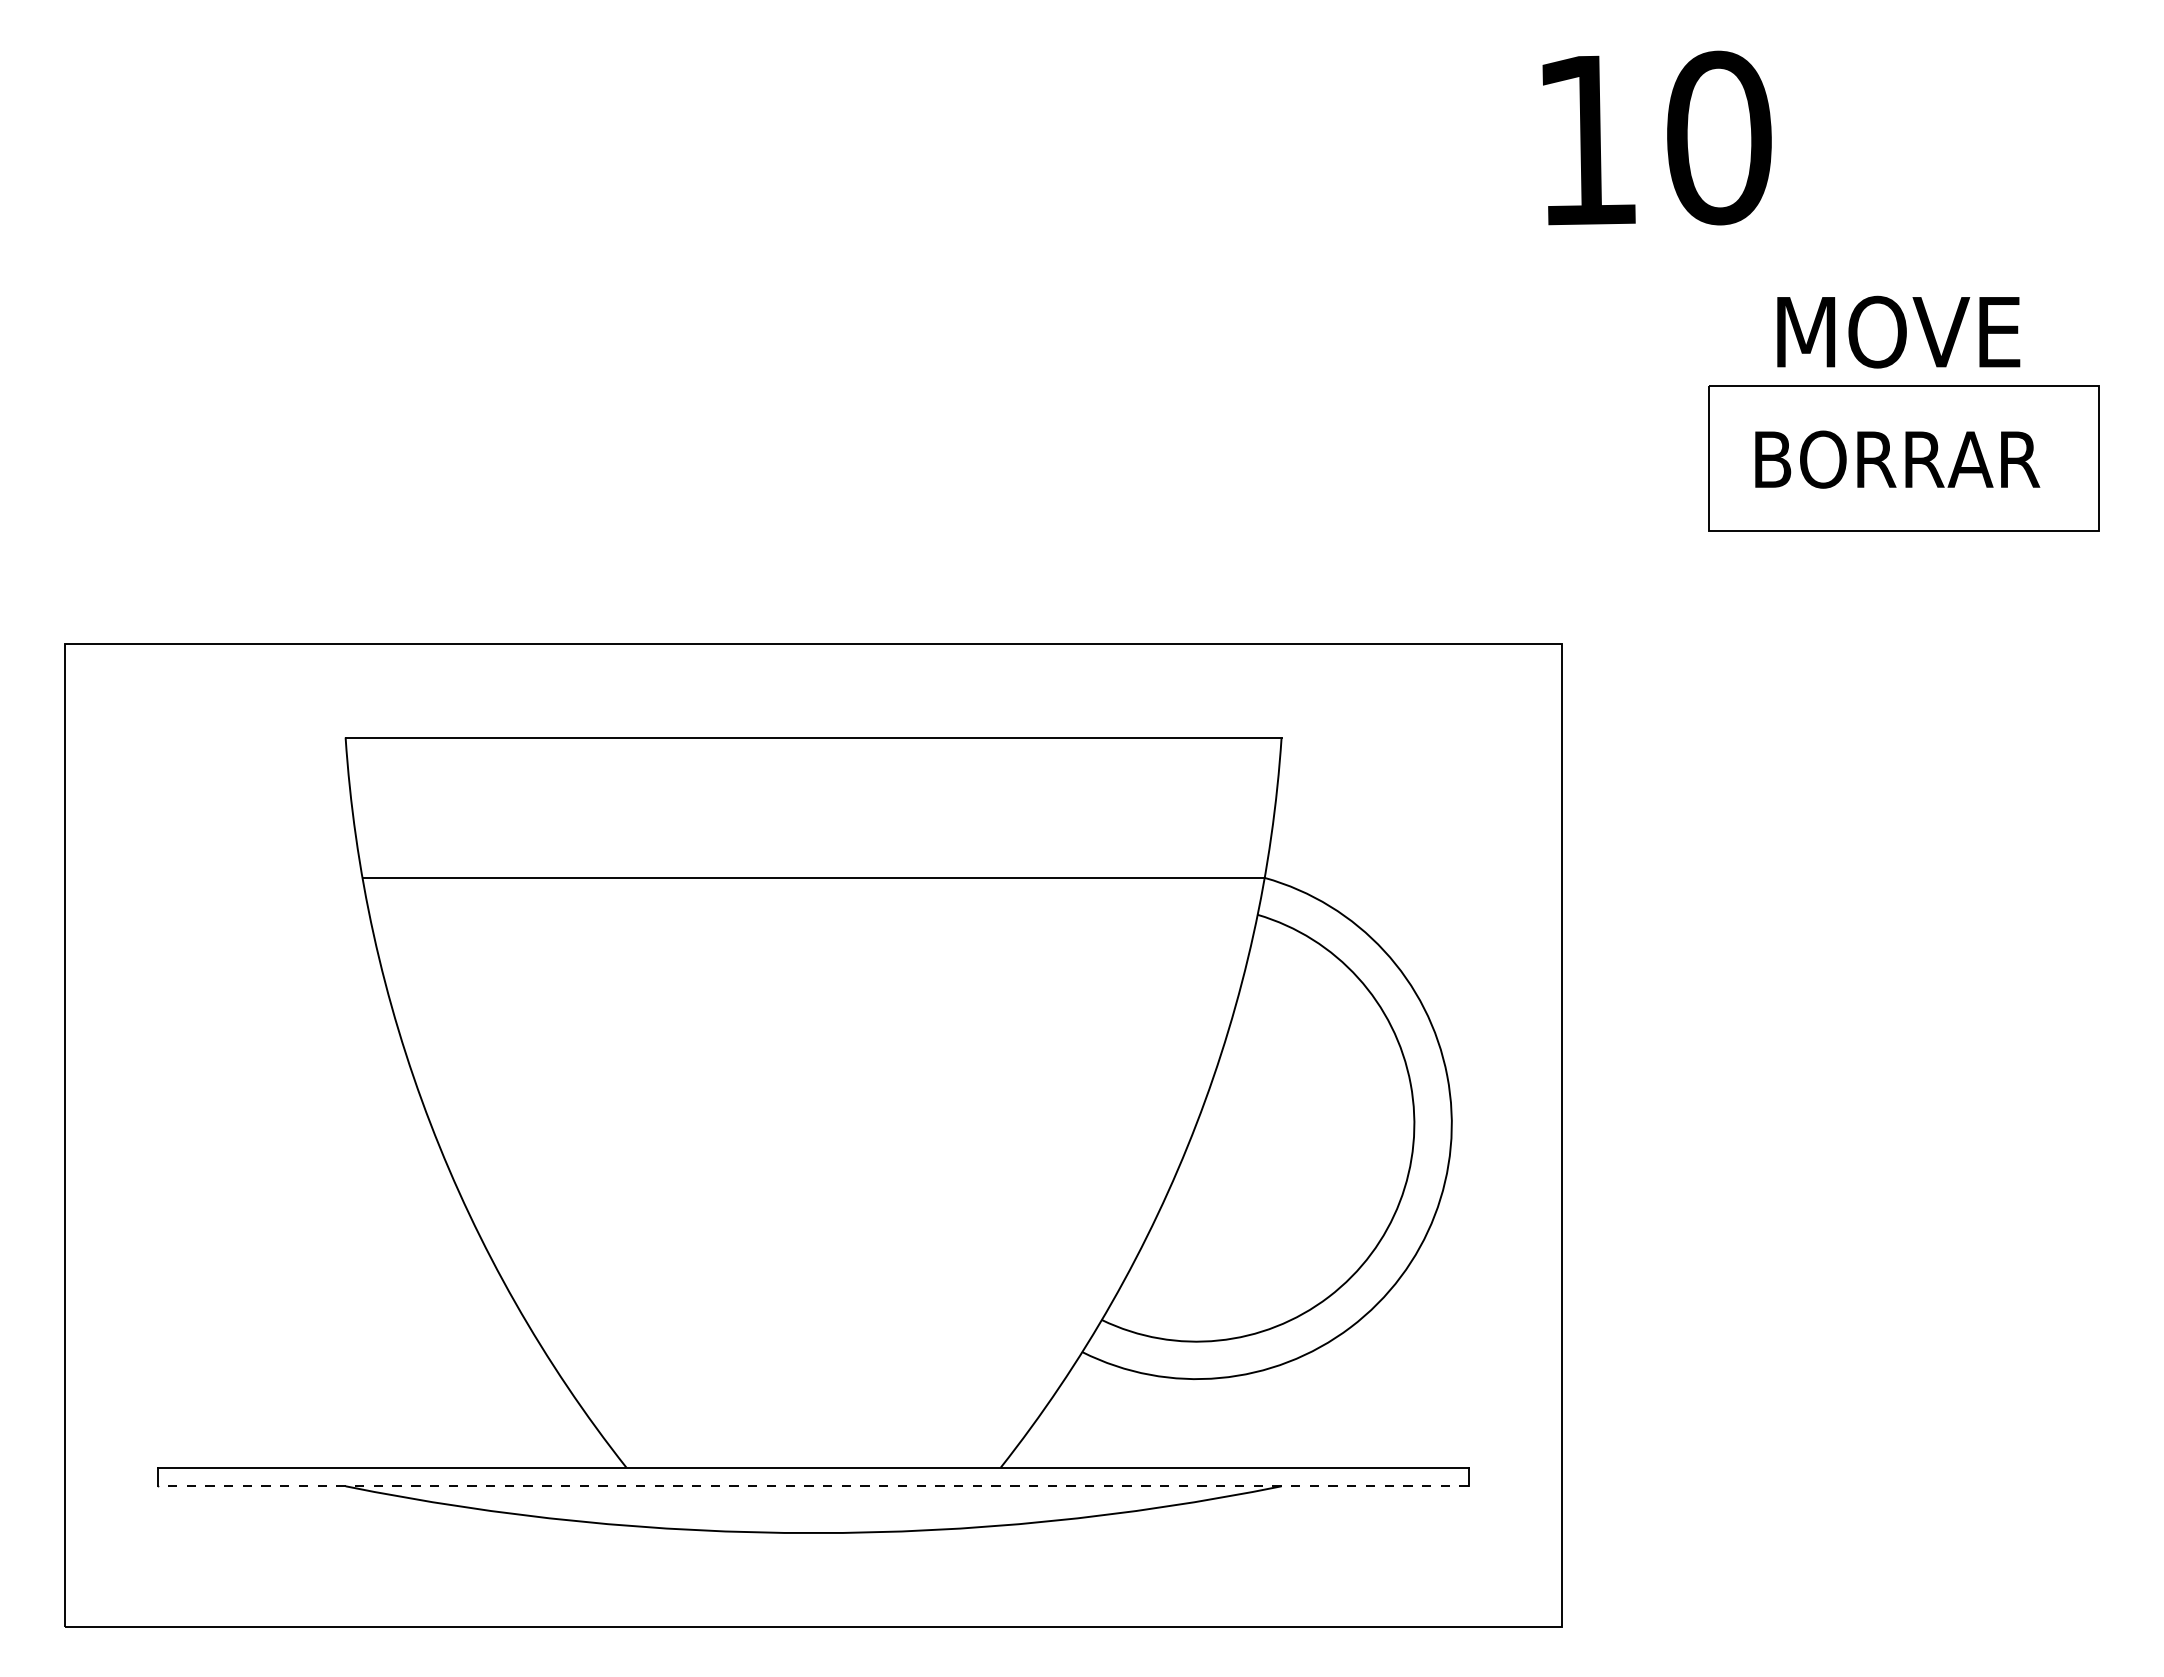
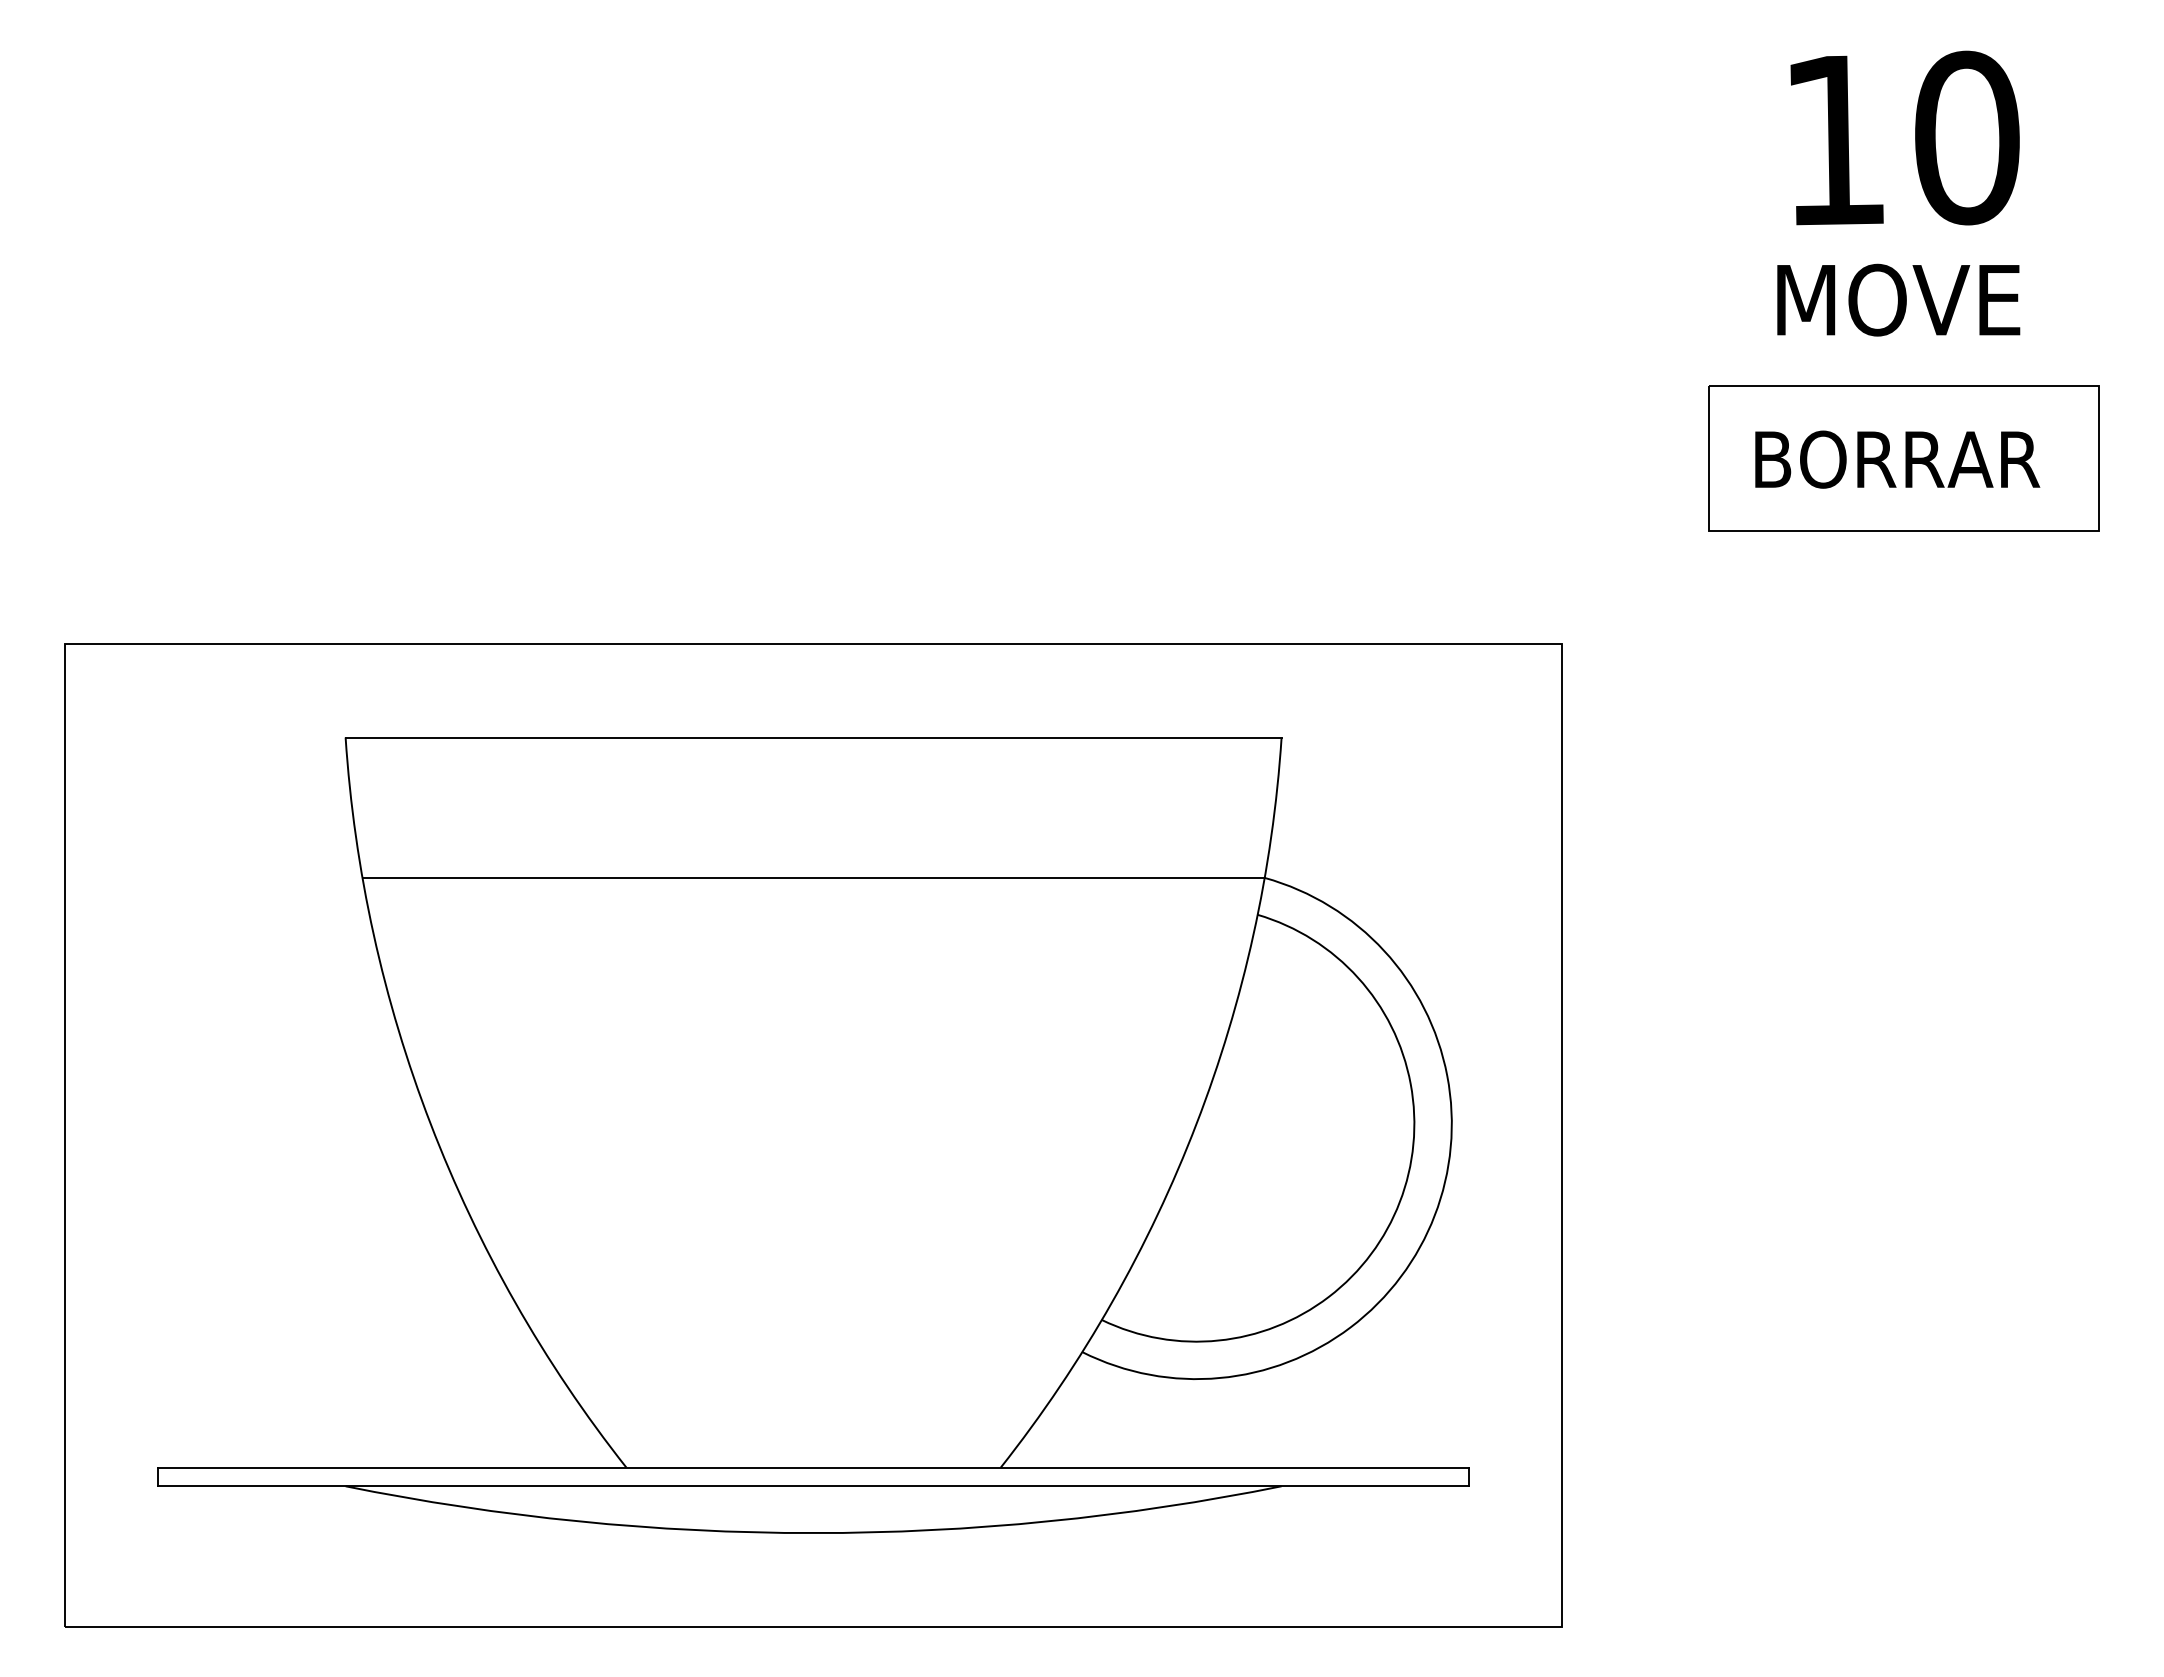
text position: (1656, 137) -> (1904, 137) (1904, 137)
text position: (1898, 331) -> (1898, 299) (1898, 299)
line: dashed -> solid (813, 1486)
